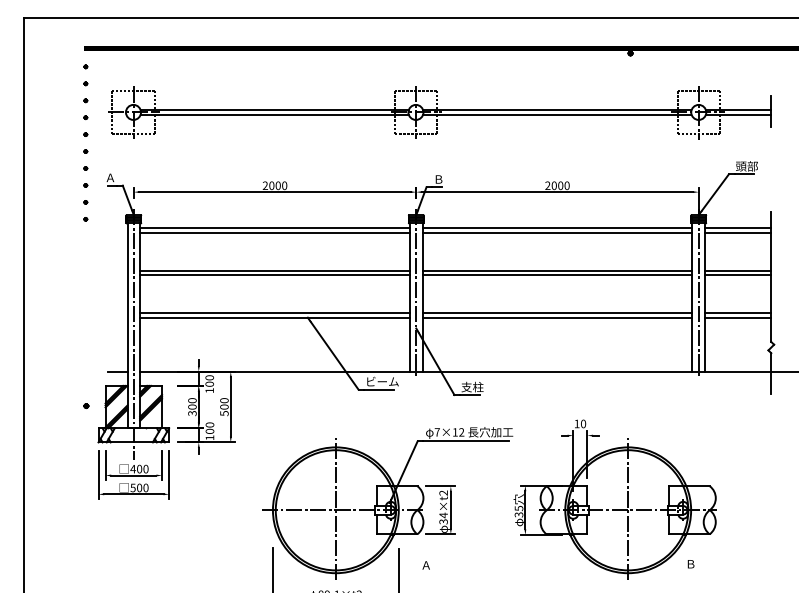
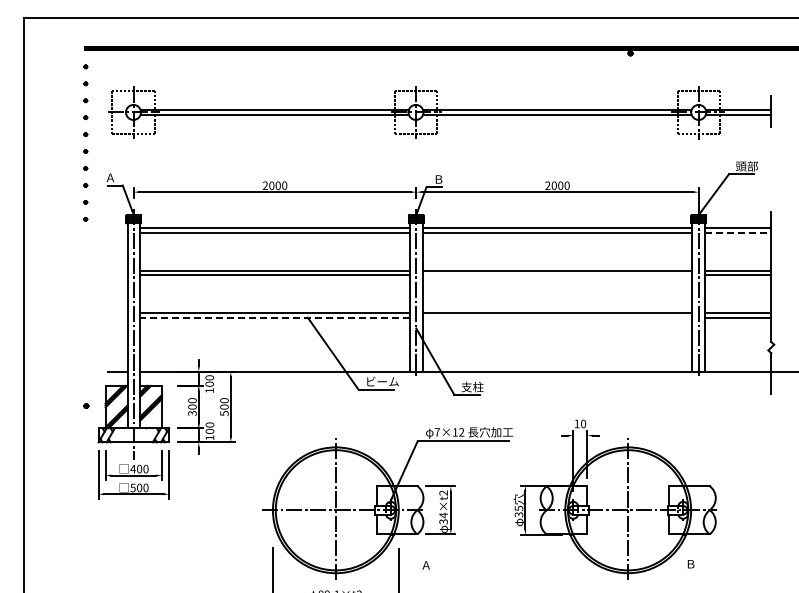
line: solid -> dashed (738, 232)
line: present -> none (557, 275)
line: solid -> dashed (275, 317)
line: present -> none (557, 317)
